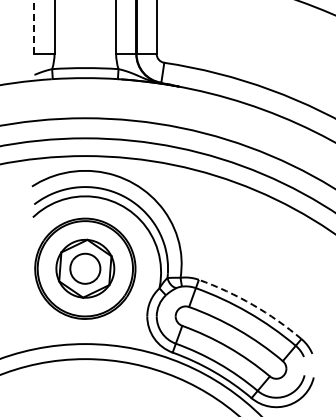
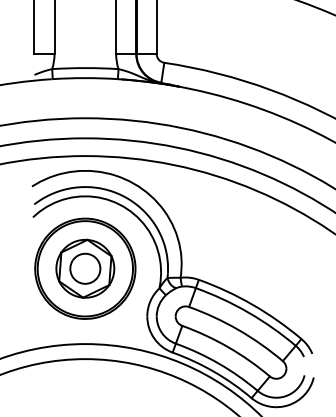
line: dashed -> solid (34, 26)
arc: dashed -> solid (252, 304)
